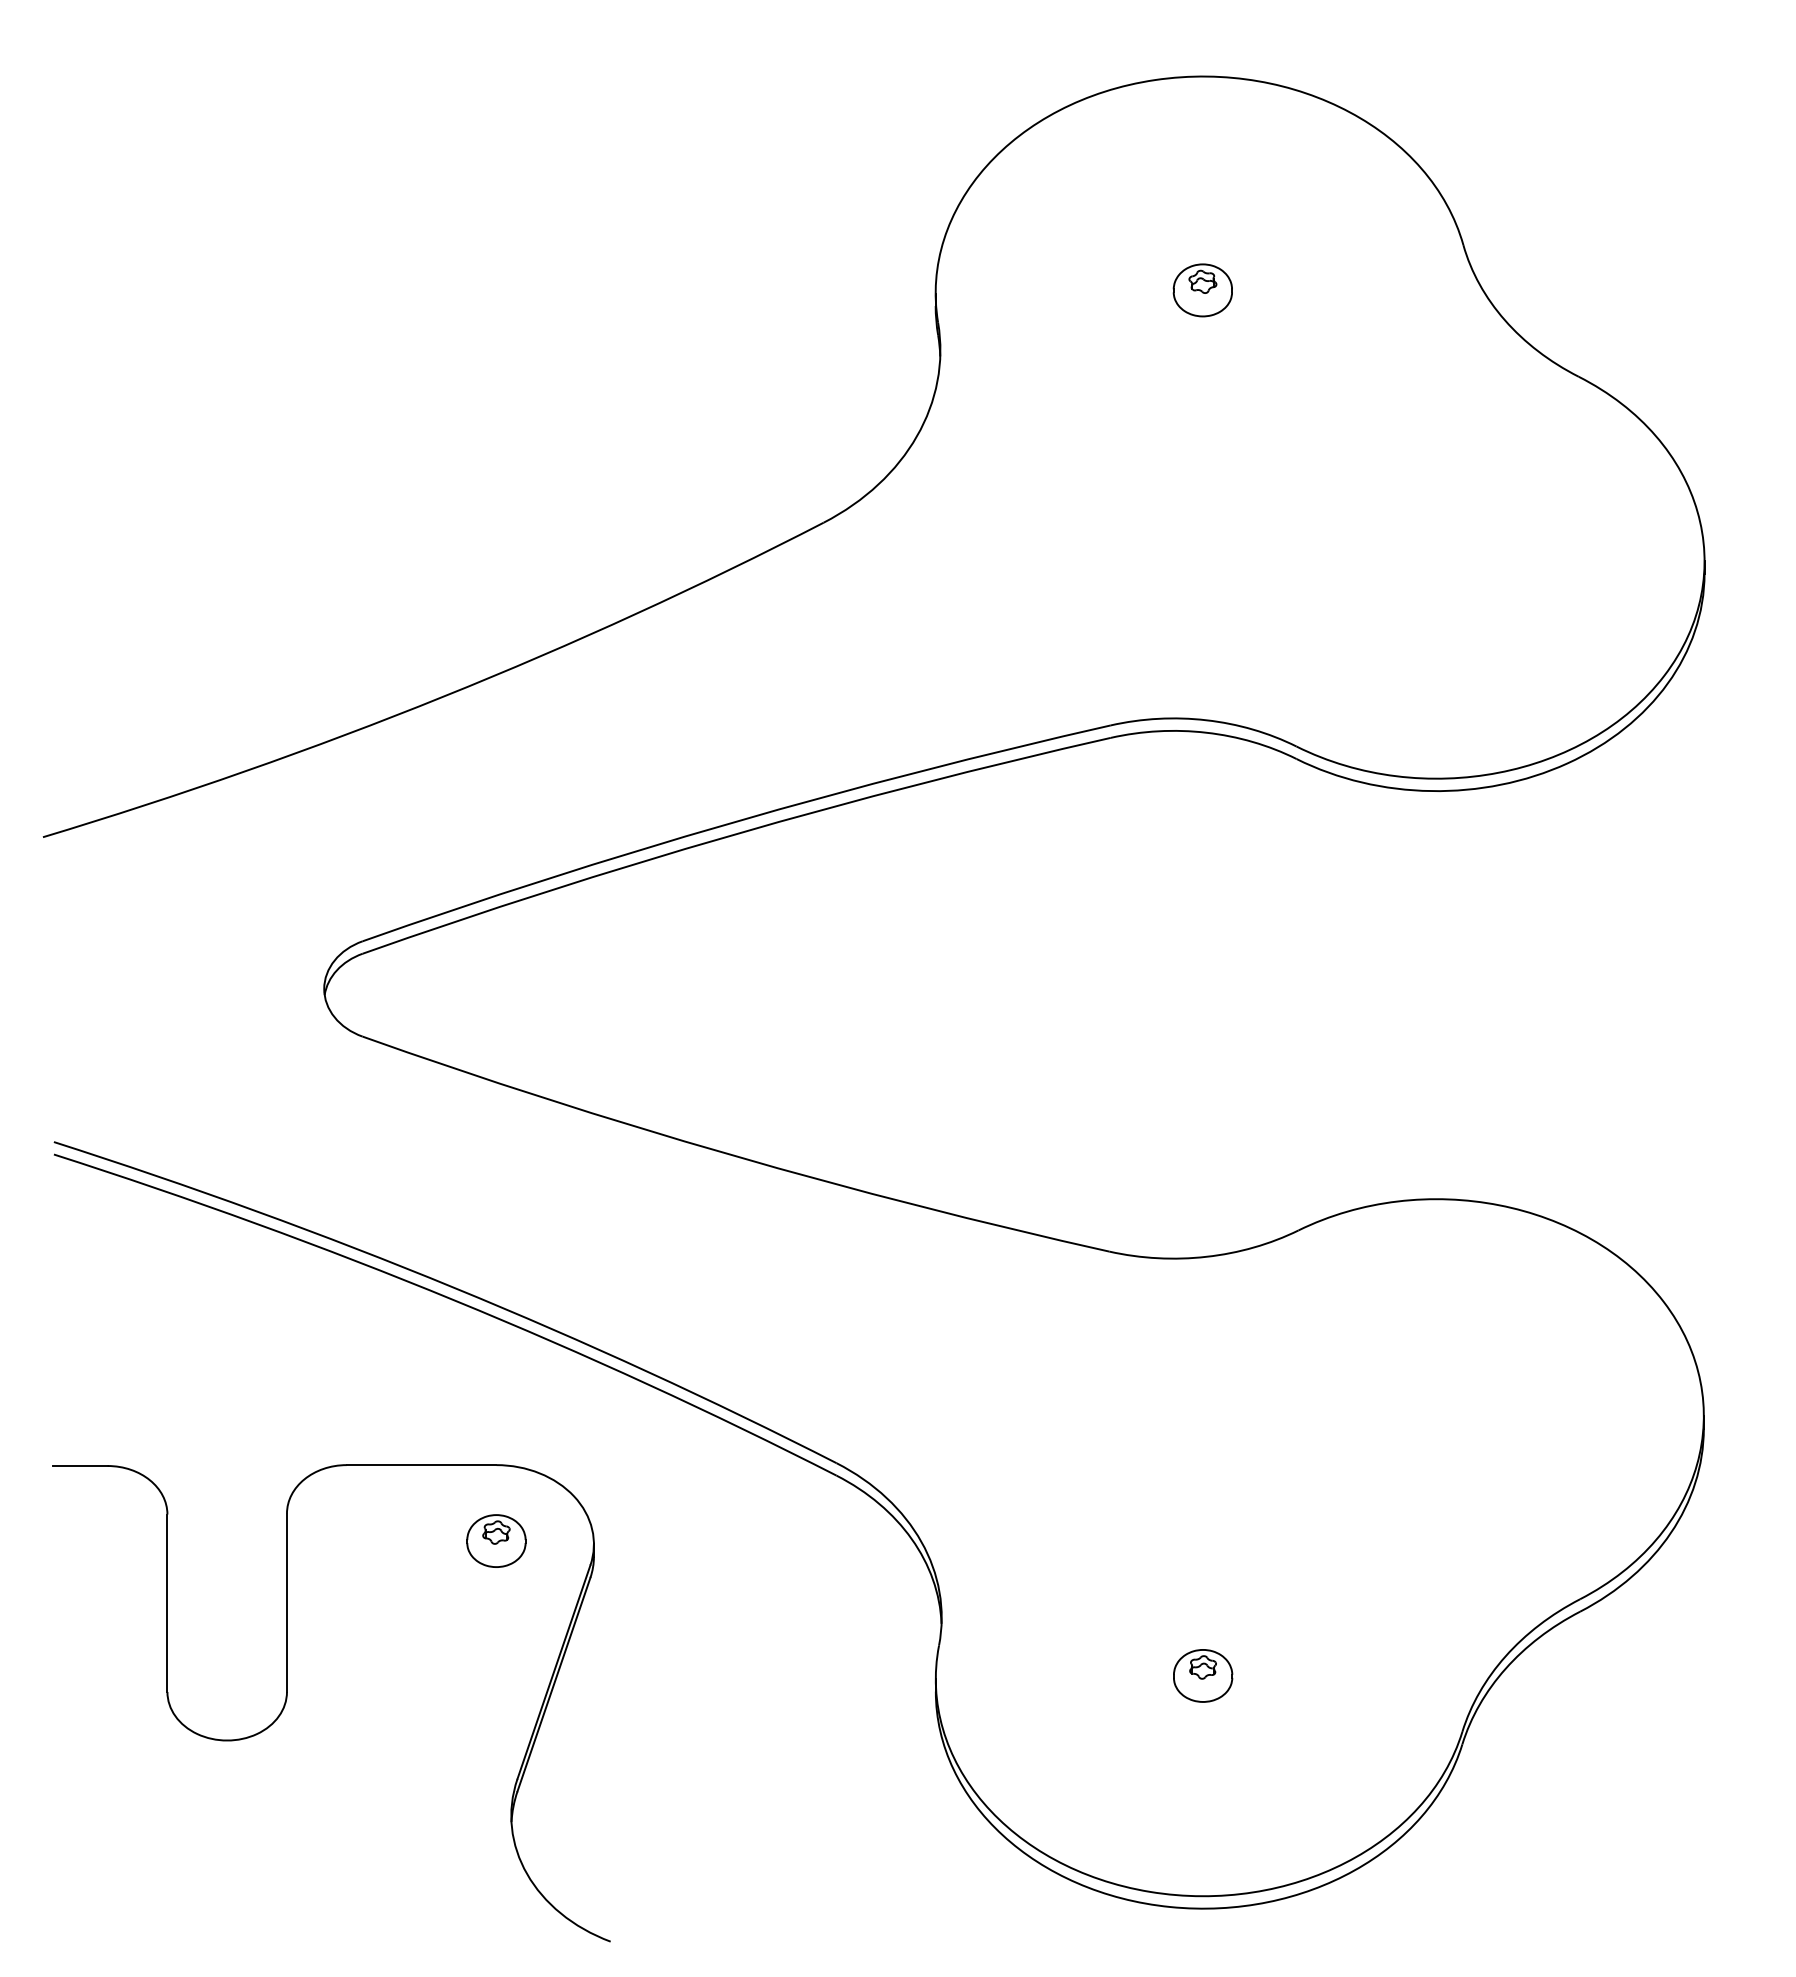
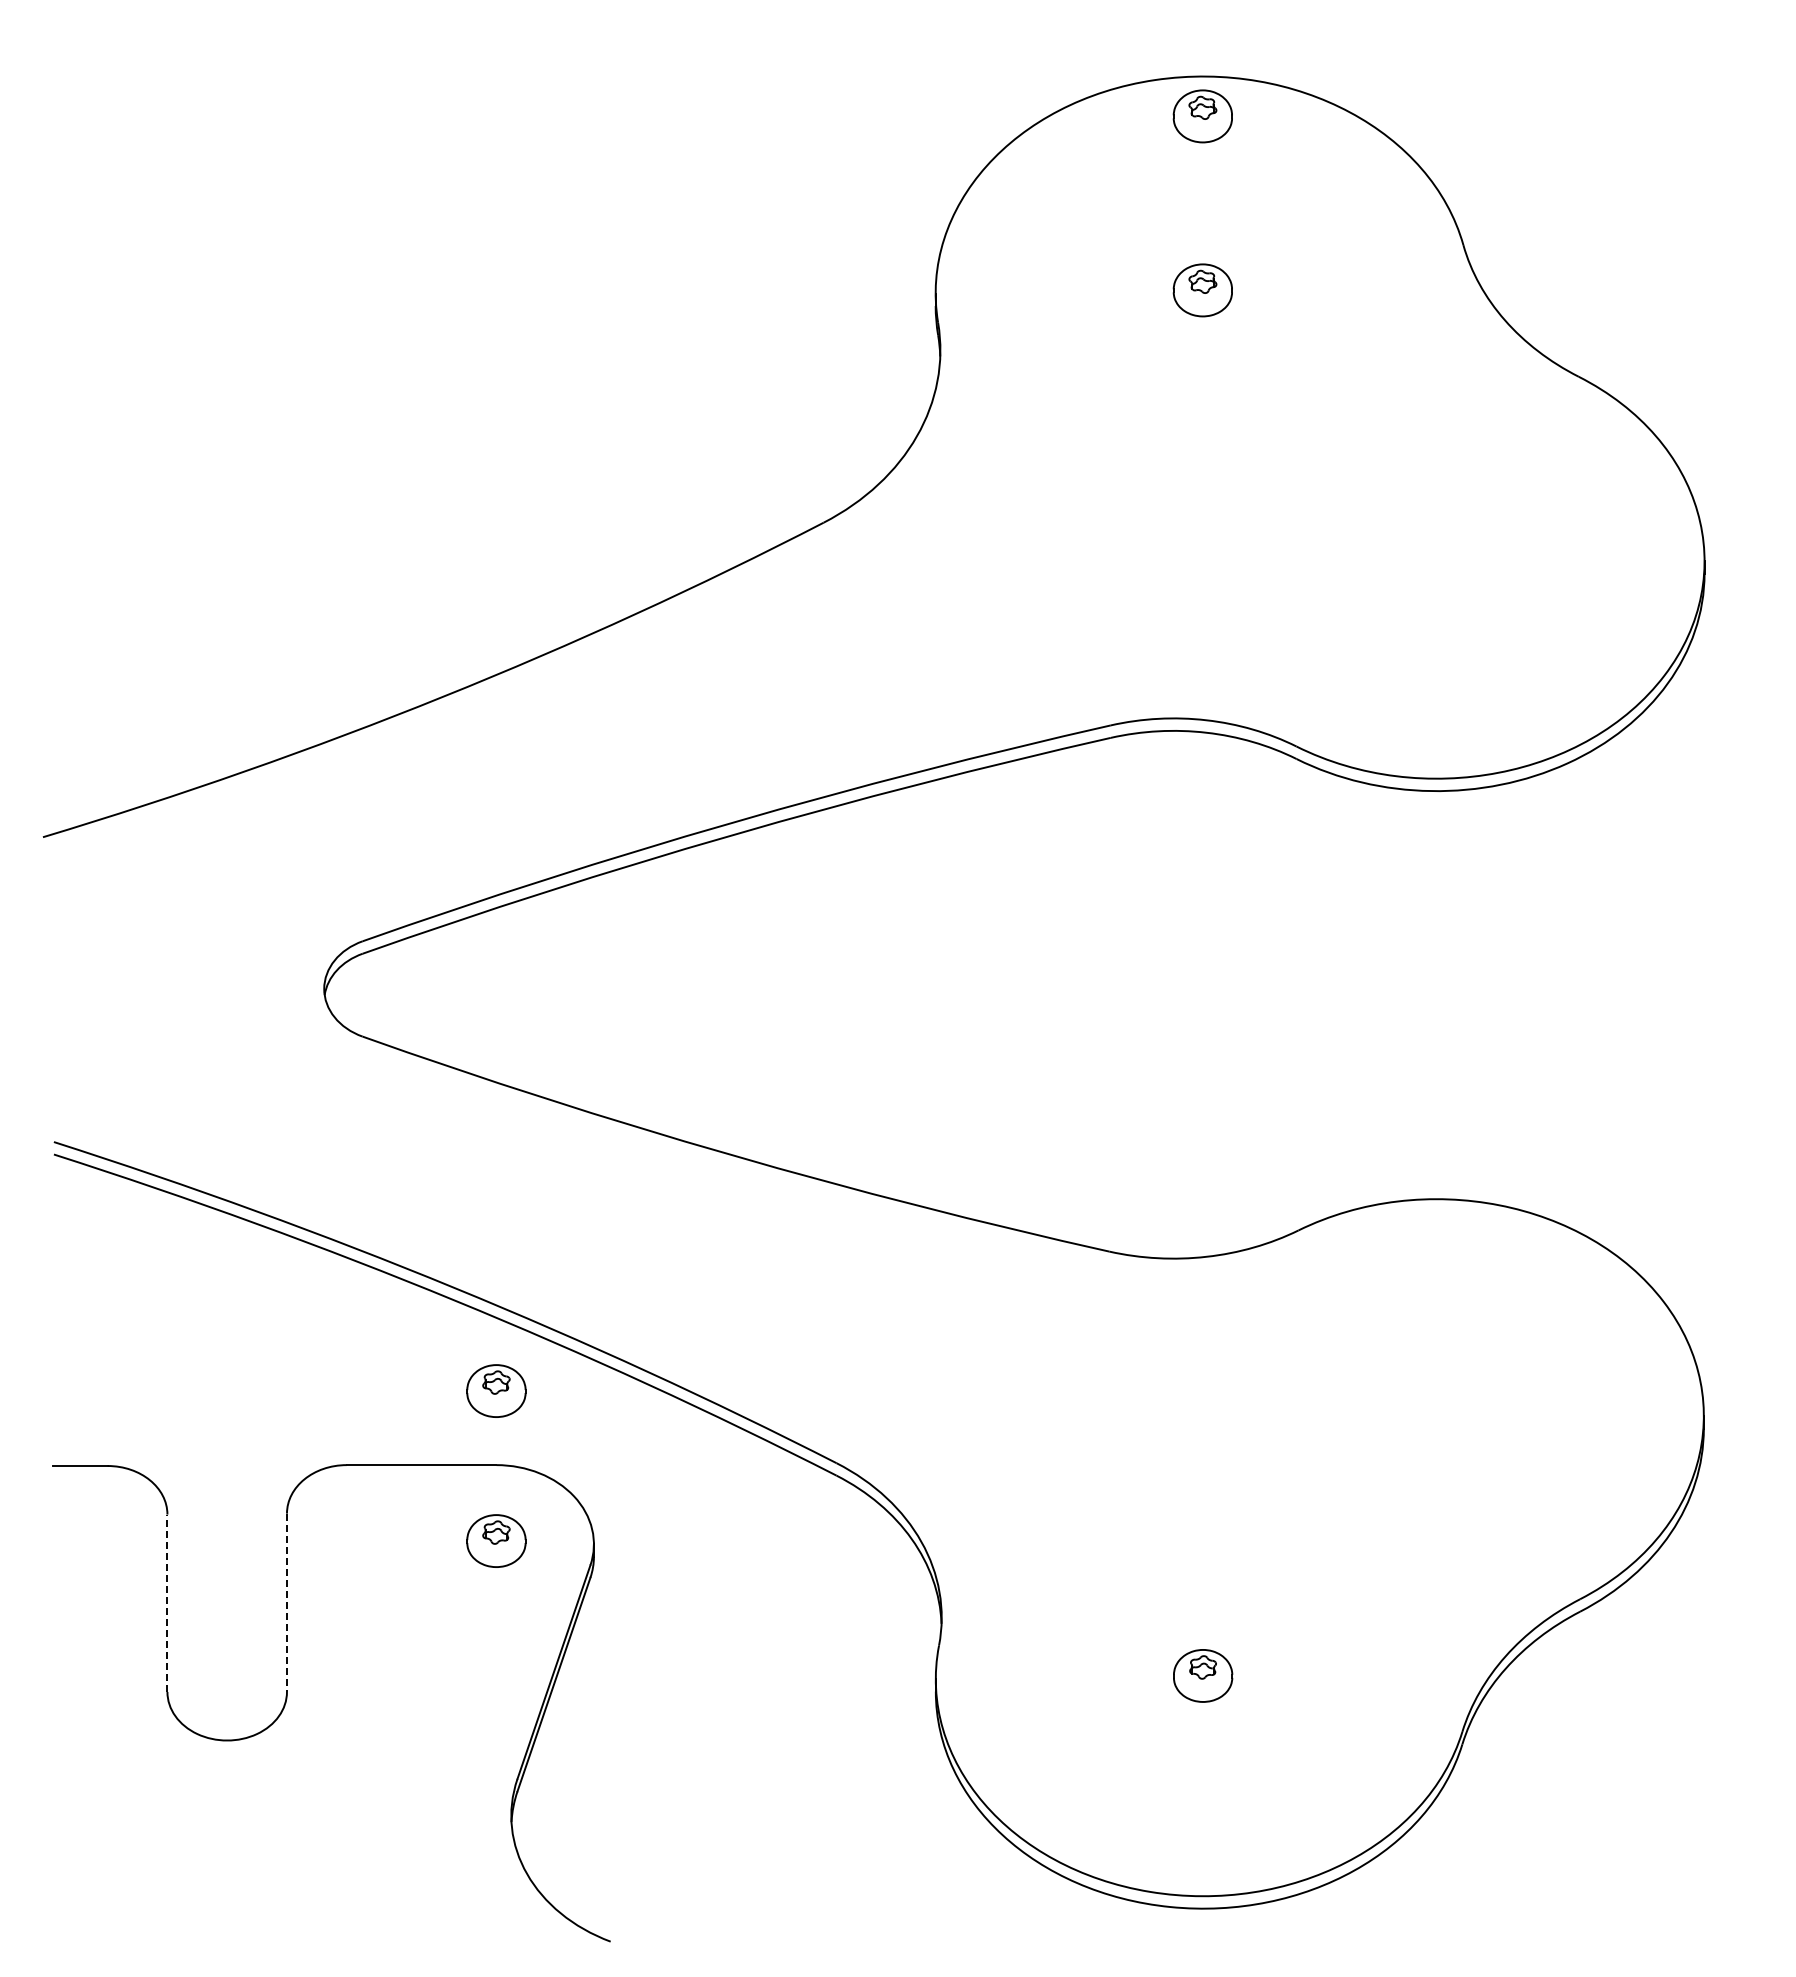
part: none -> present (1202, 116)
part: none -> present (496, 1390)
line: solid -> dashed (167, 1603)
line: solid -> dashed (286, 1603)
